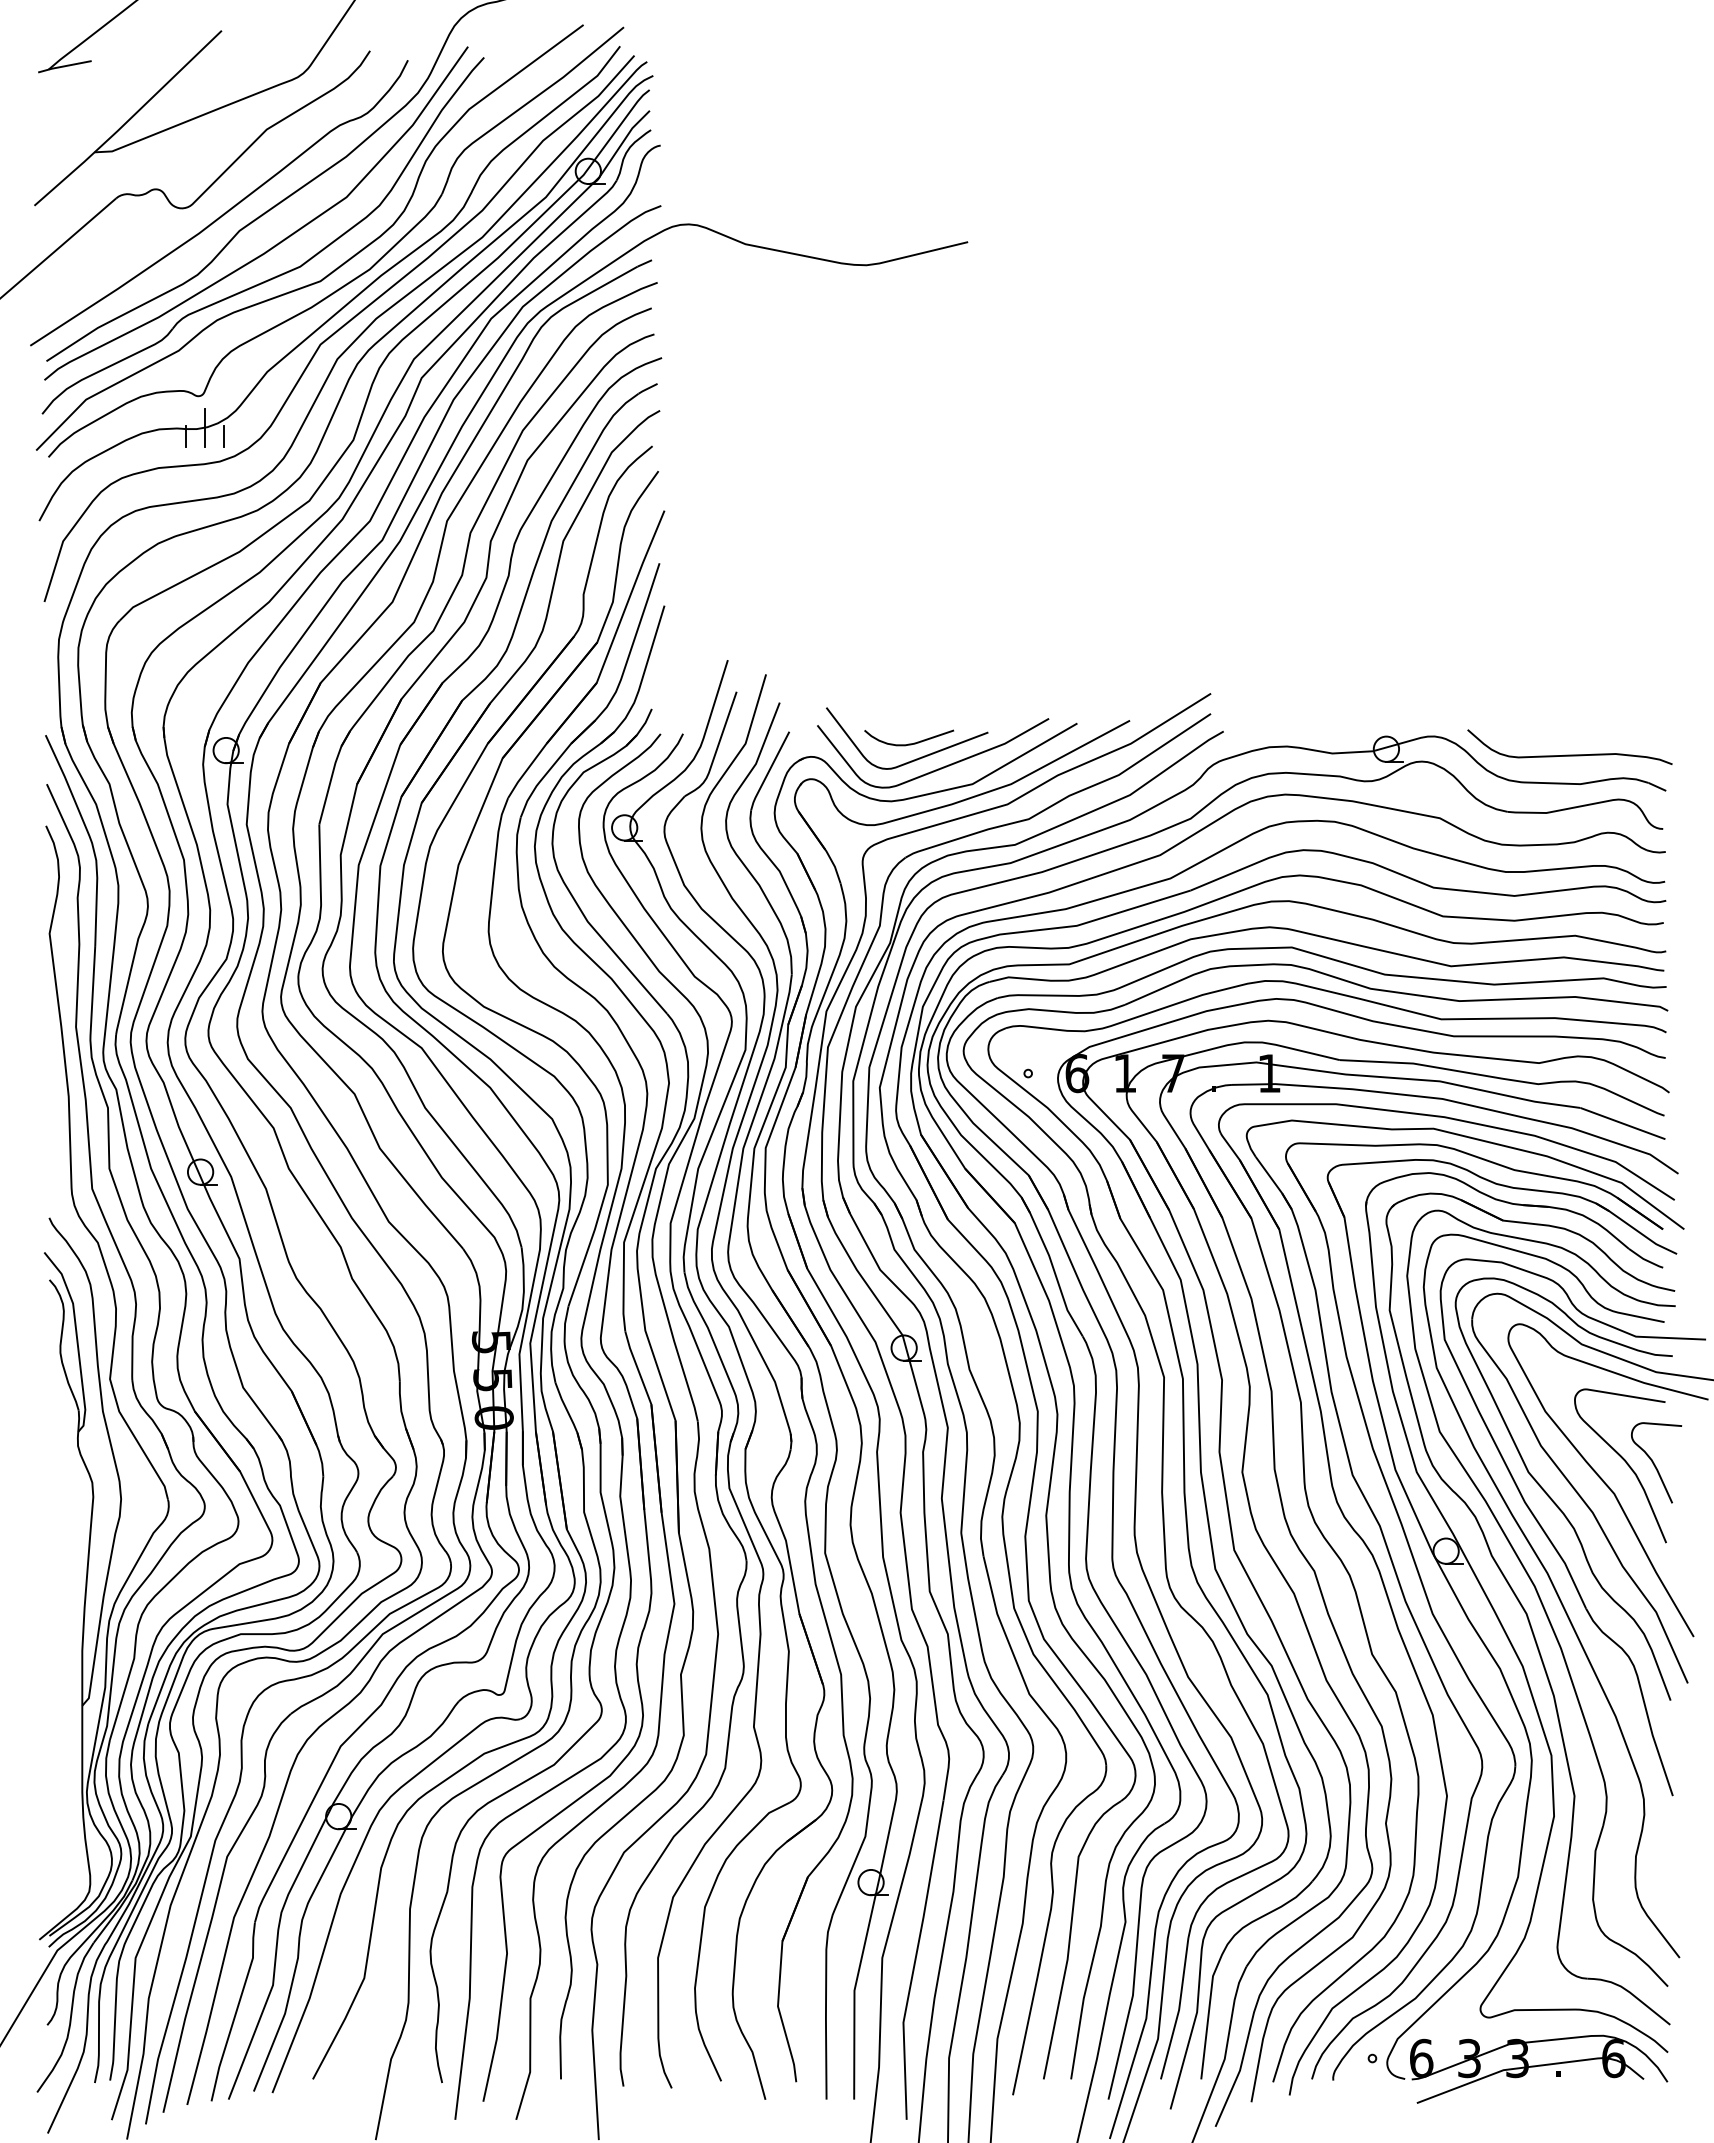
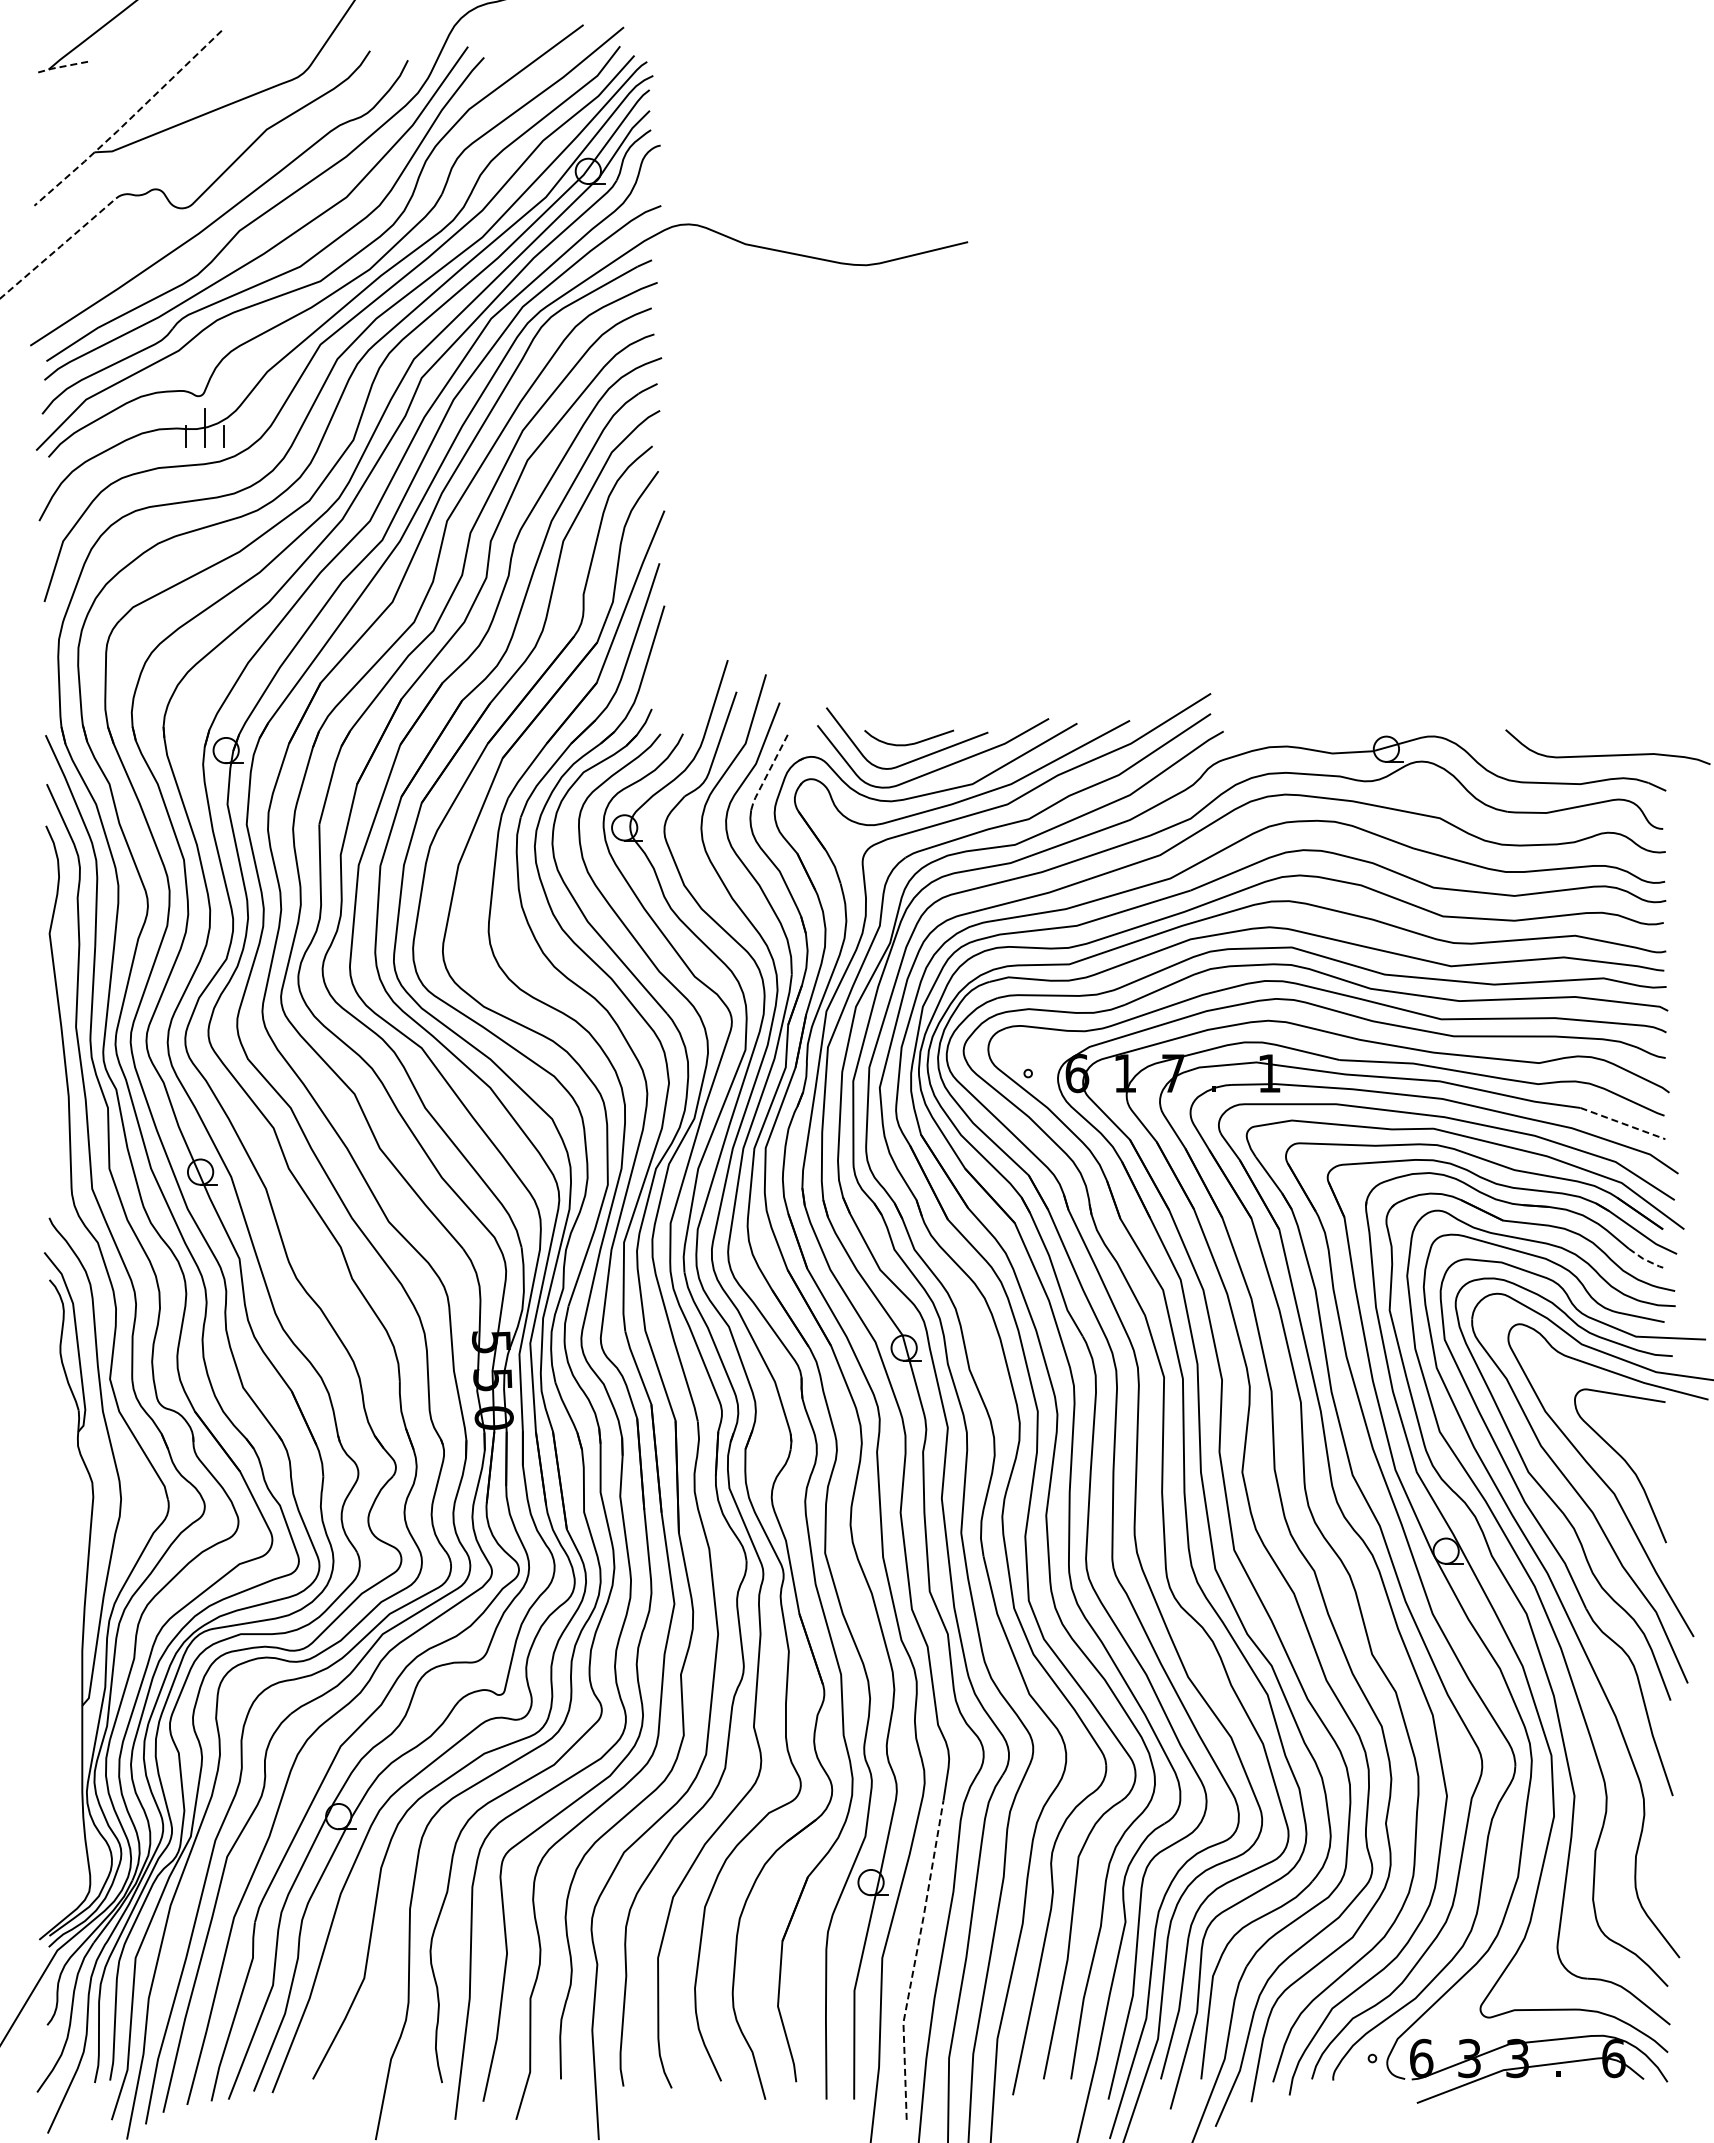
line: solid -> dashed (64, 66)
line: solid -> dashed (128, 120)
line: solid -> dashed (58, 248)
curve position: (1569, 754) -> (1607, 754) (1607, 754)
line: solid -> dashed (768, 772)
line: solid -> dashed (1623, 1123)
line: solid -> dashed (1646, 1260)
curve: present -> none (1654, 1462)
line: solid -> dashed (915, 1959)
